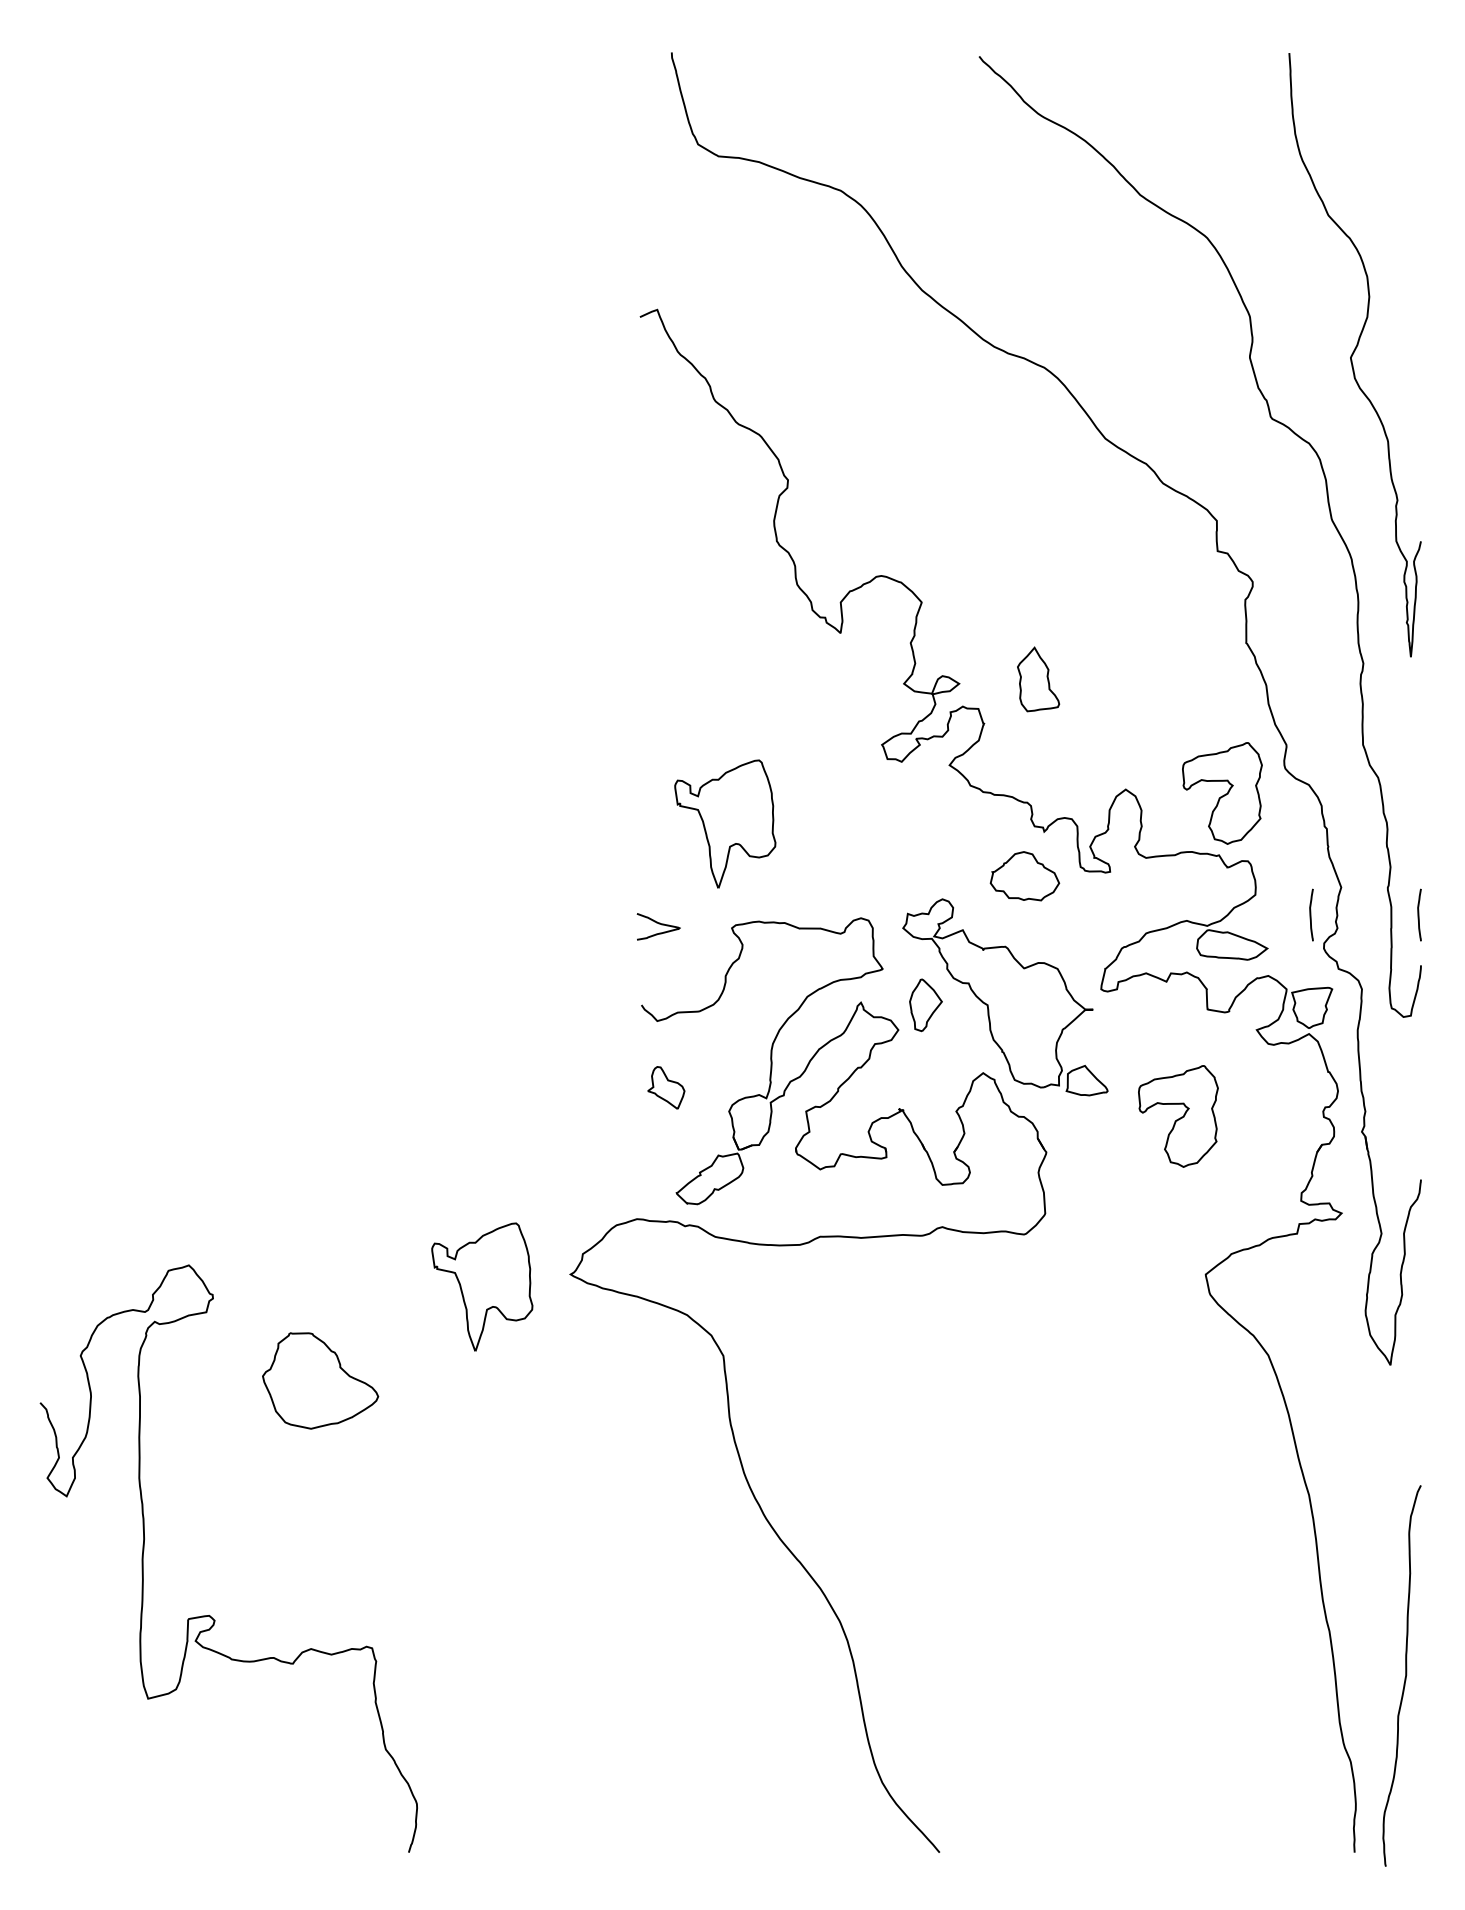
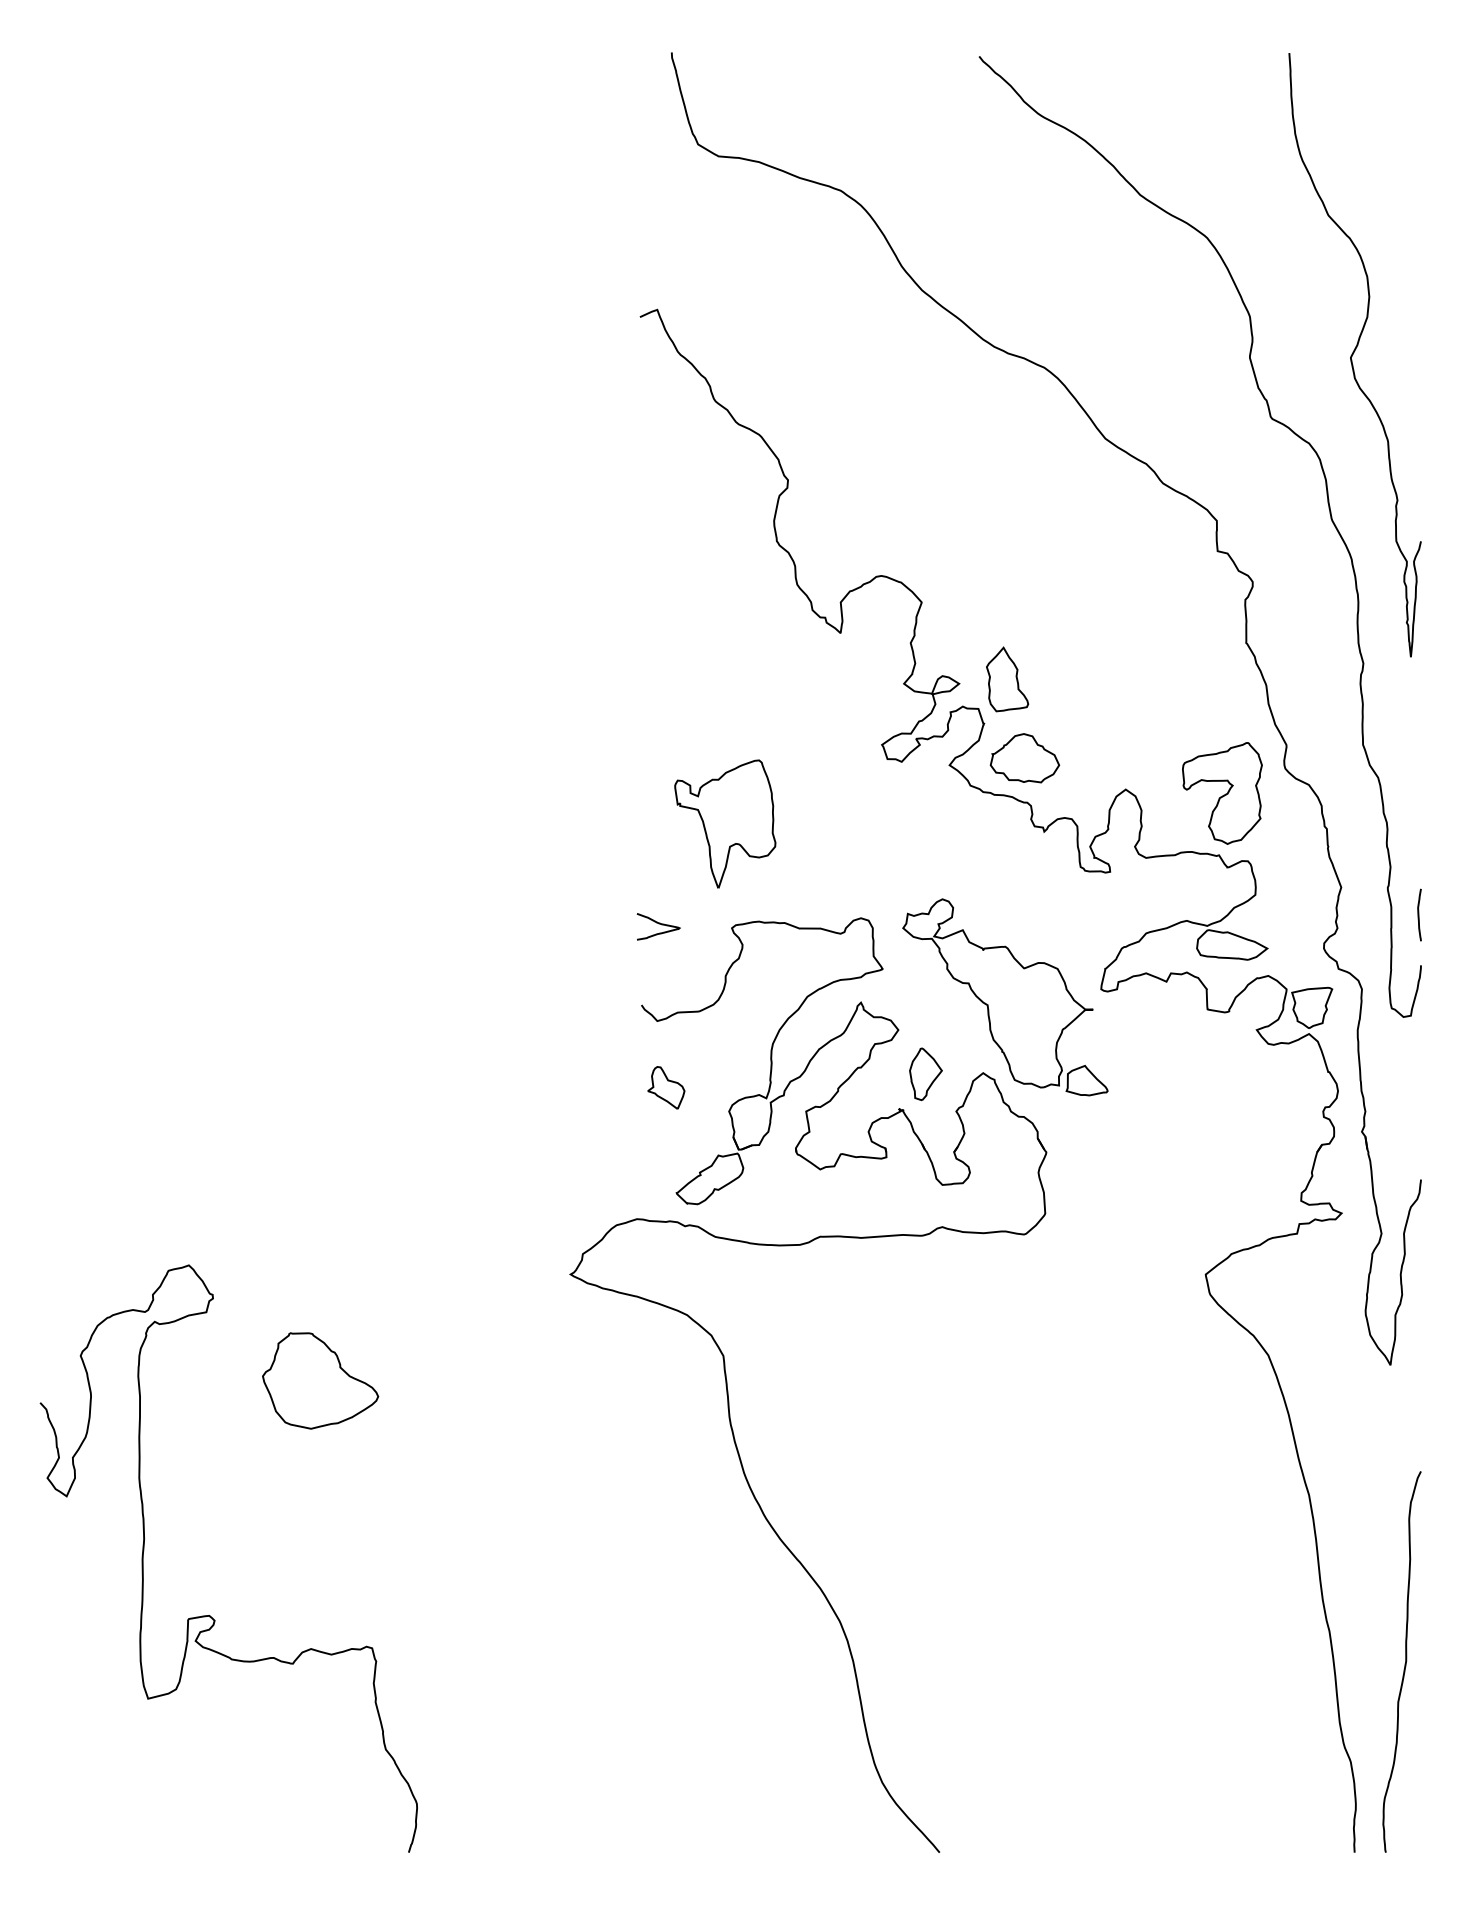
part position: (1038, 679) -> (1007, 679) (1007, 679)
part position: (1024, 876) -> (1024, 758) (1024, 758)
curve: present -> none (1311, 914)
part position: (925, 1005) -> (925, 1074) (925, 1074)
part: present -> none (1178, 1116)
part: present -> none (482, 1286)
curve position: (1404, 1677) -> (1404, 1663) (1404, 1663)
